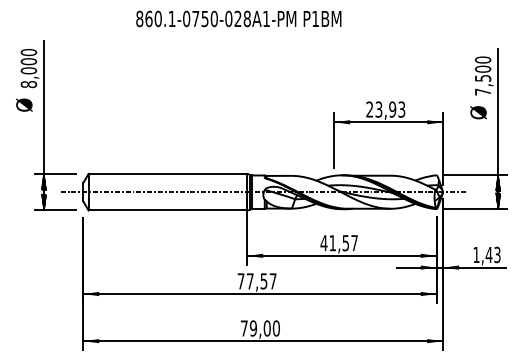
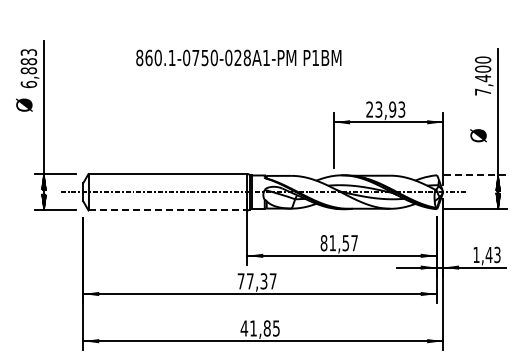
text position: (238, 18) -> (238, 57) (238, 57)
text: 8,000 -> 6,883 (28, 68)
text: 7,500 -> 7,400 (483, 78)
text position: (478, 112) -> (478, 135) (478, 135)
line: solid -> dashed (475, 175)
line: solid -> dashed (168, 210)
text: 41,57 -> 81,57 (323, 243)
text: 77,57 -> 77,37 (263, 280)
text: 79,00 -> 41,85 (259, 328)
